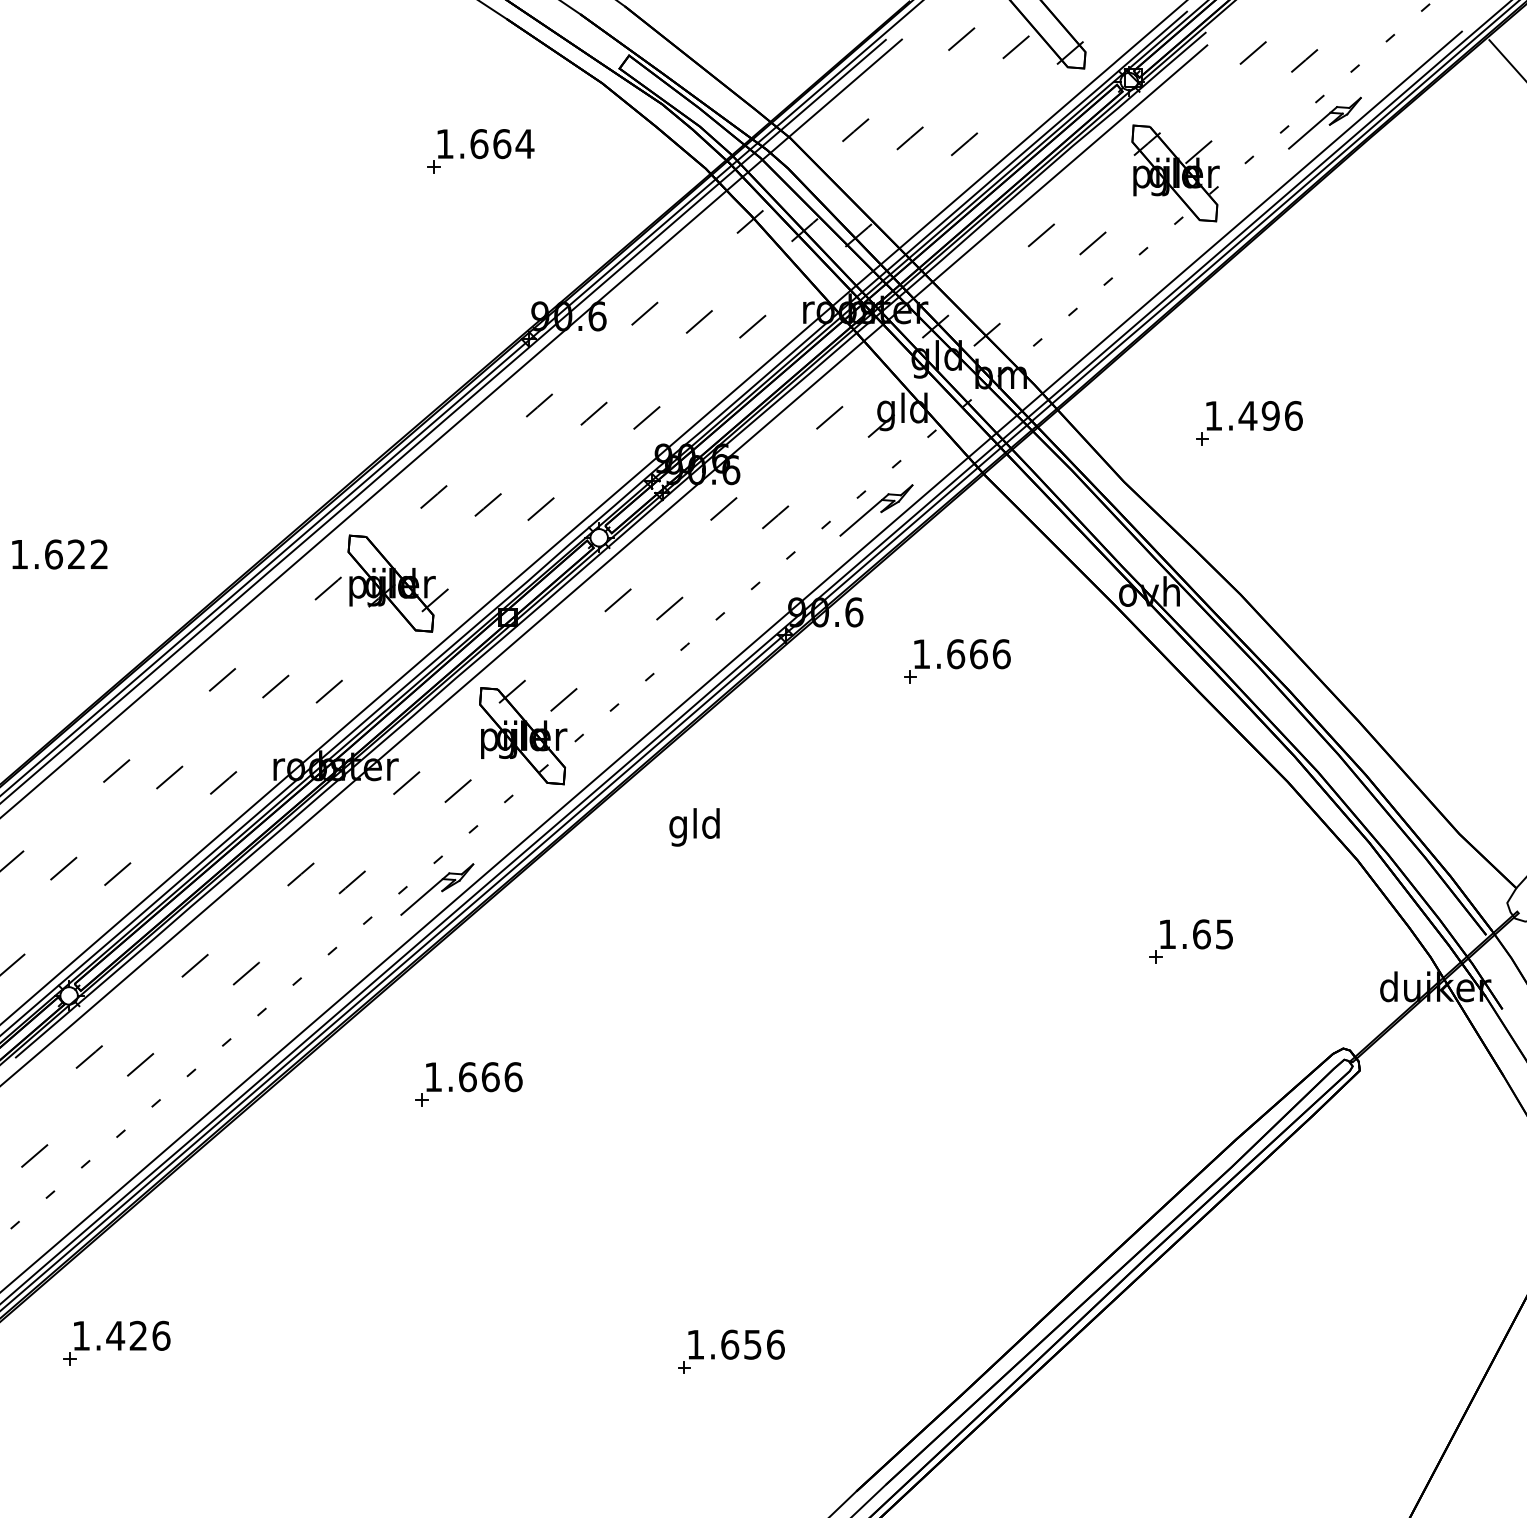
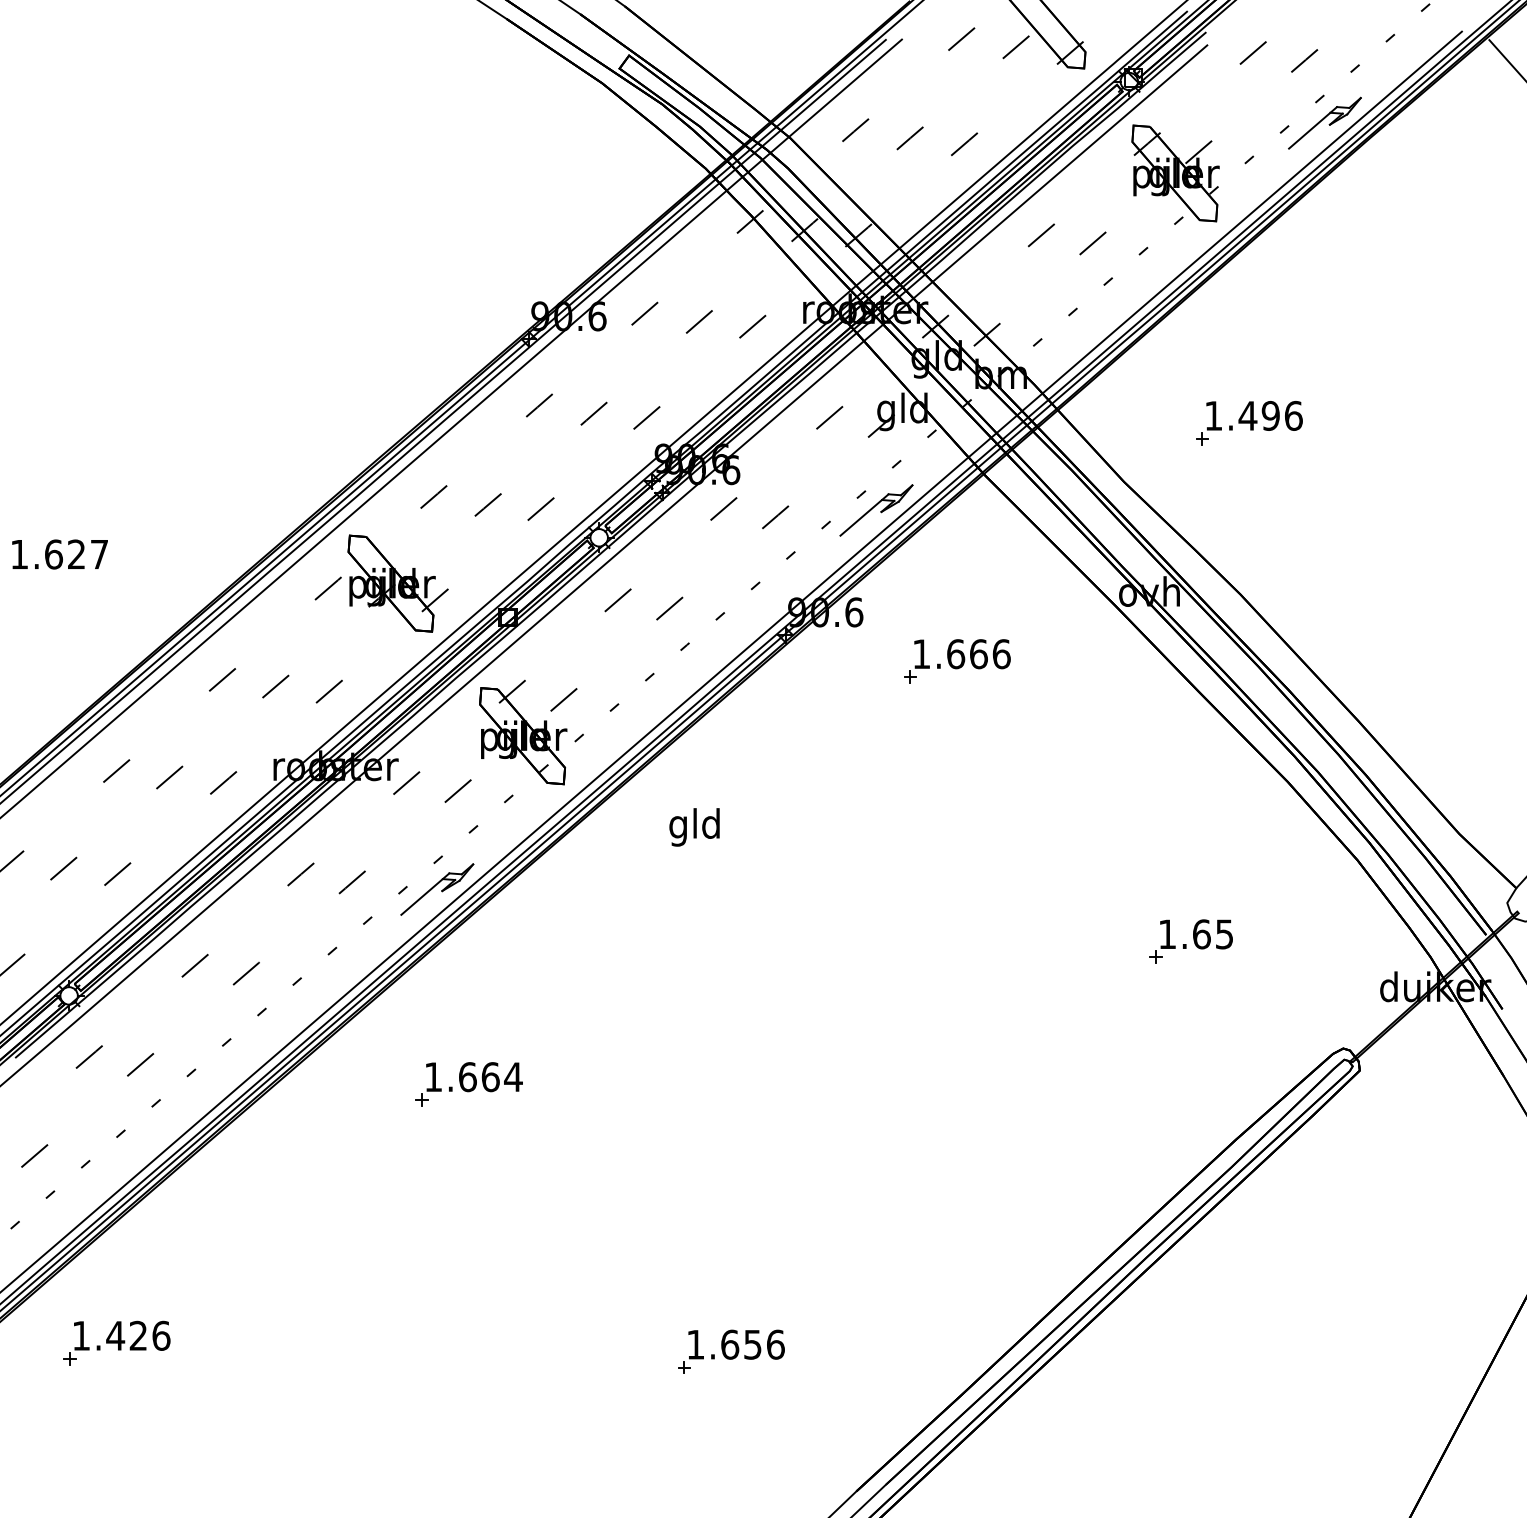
part: present -> none (480, 151)
text: 1.622 -> 1.627 (98, 553)
text: 1.666 -> 1.664 (513, 1077)
